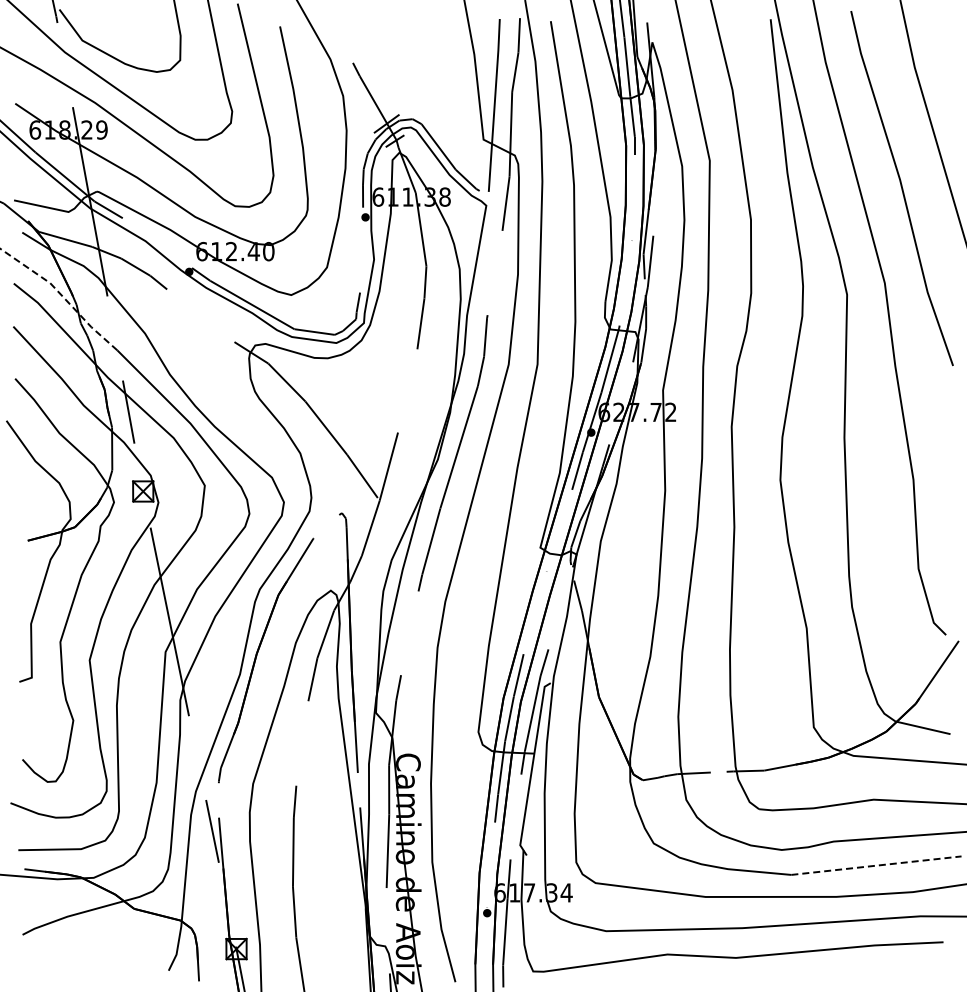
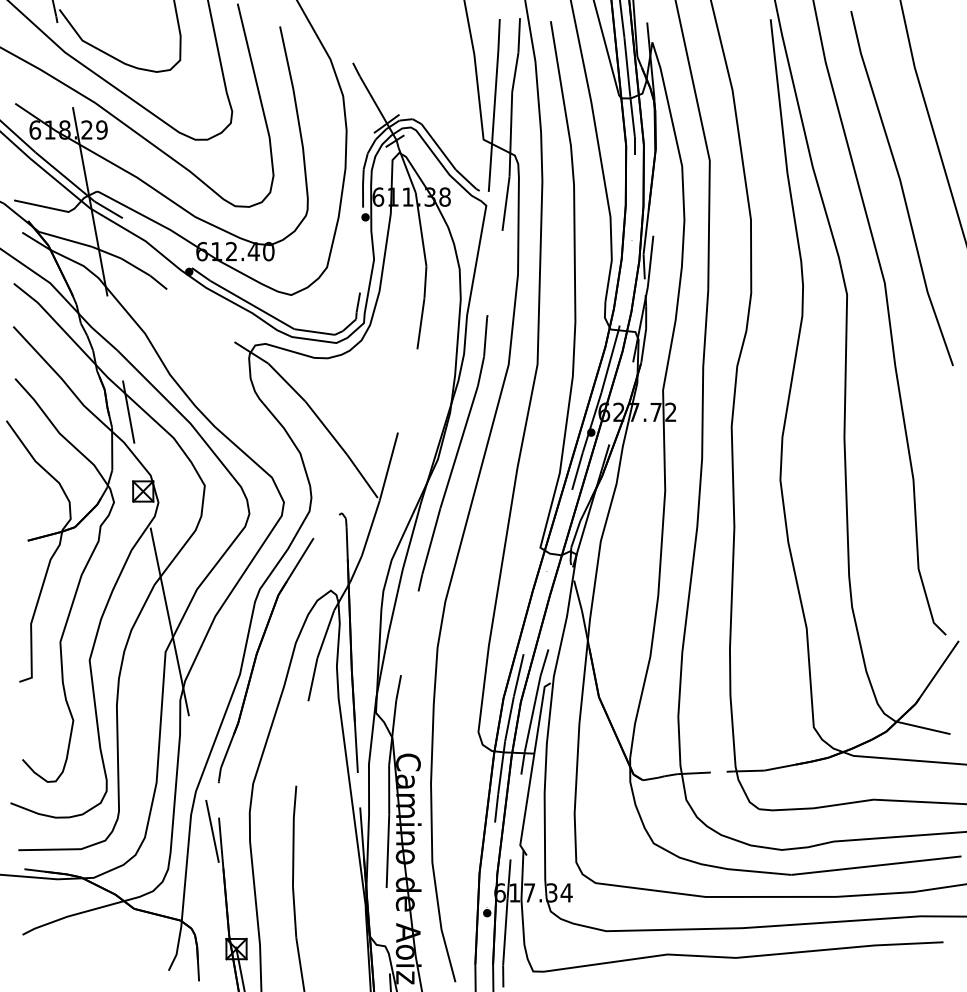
line: dashed -> solid (61, 295)
line: dashed -> solid (876, 865)
